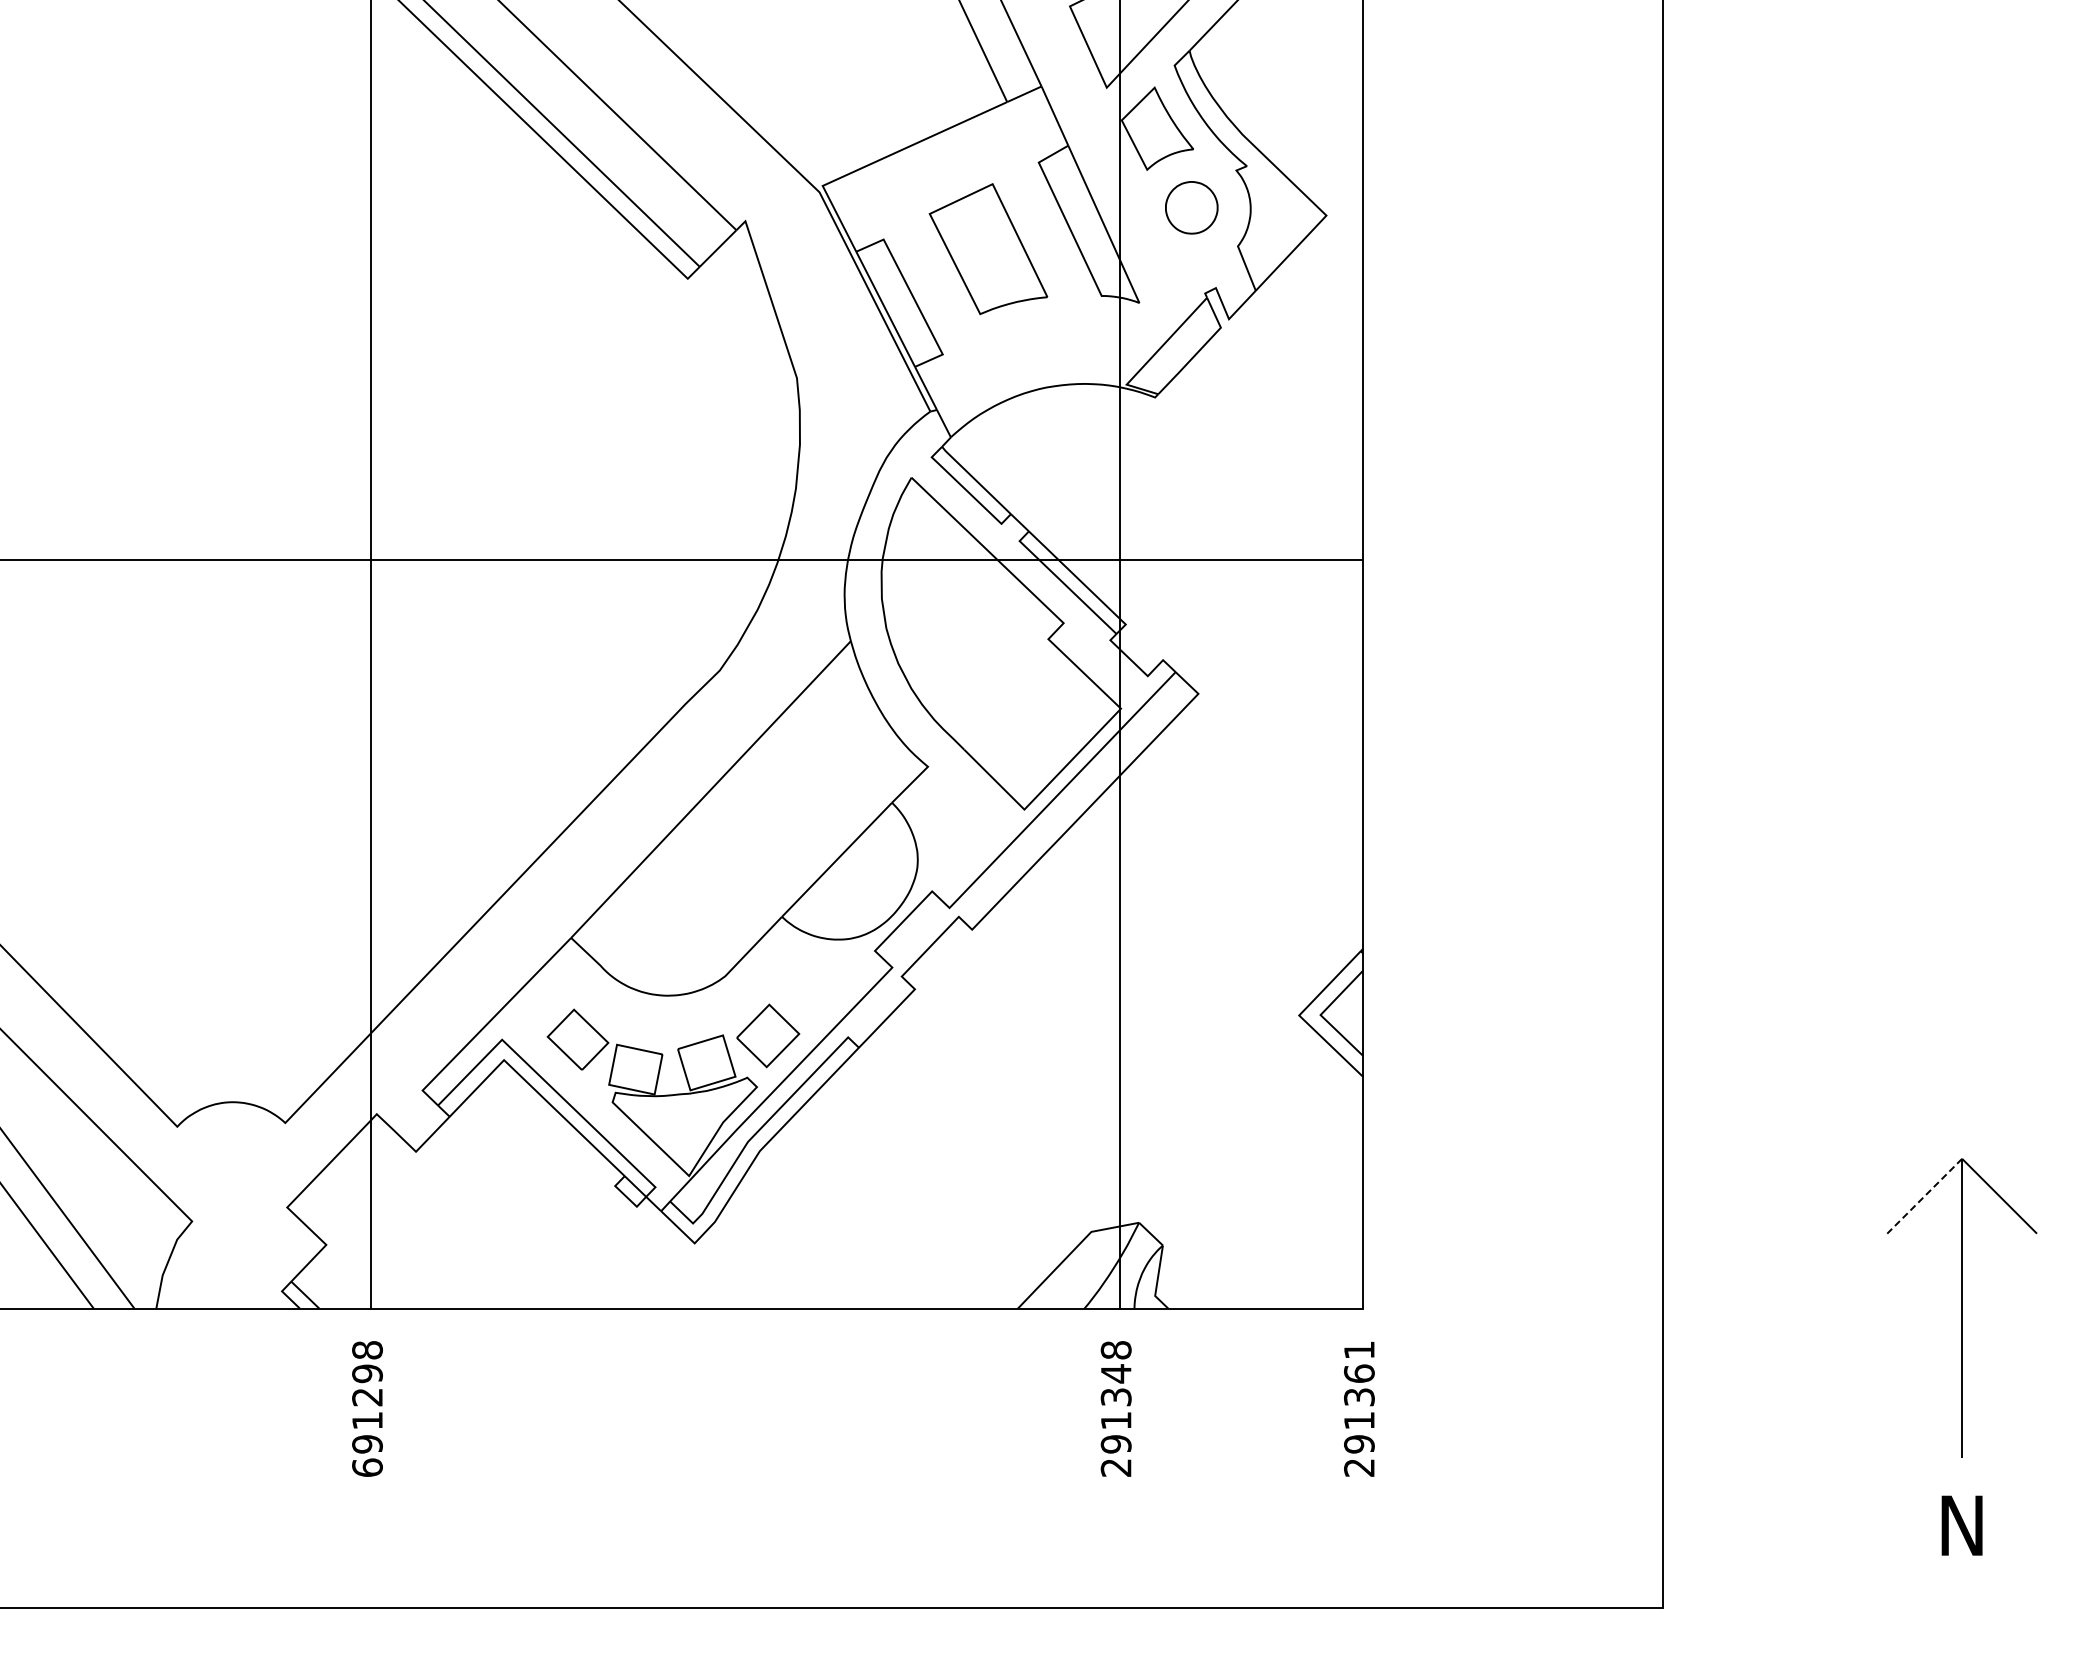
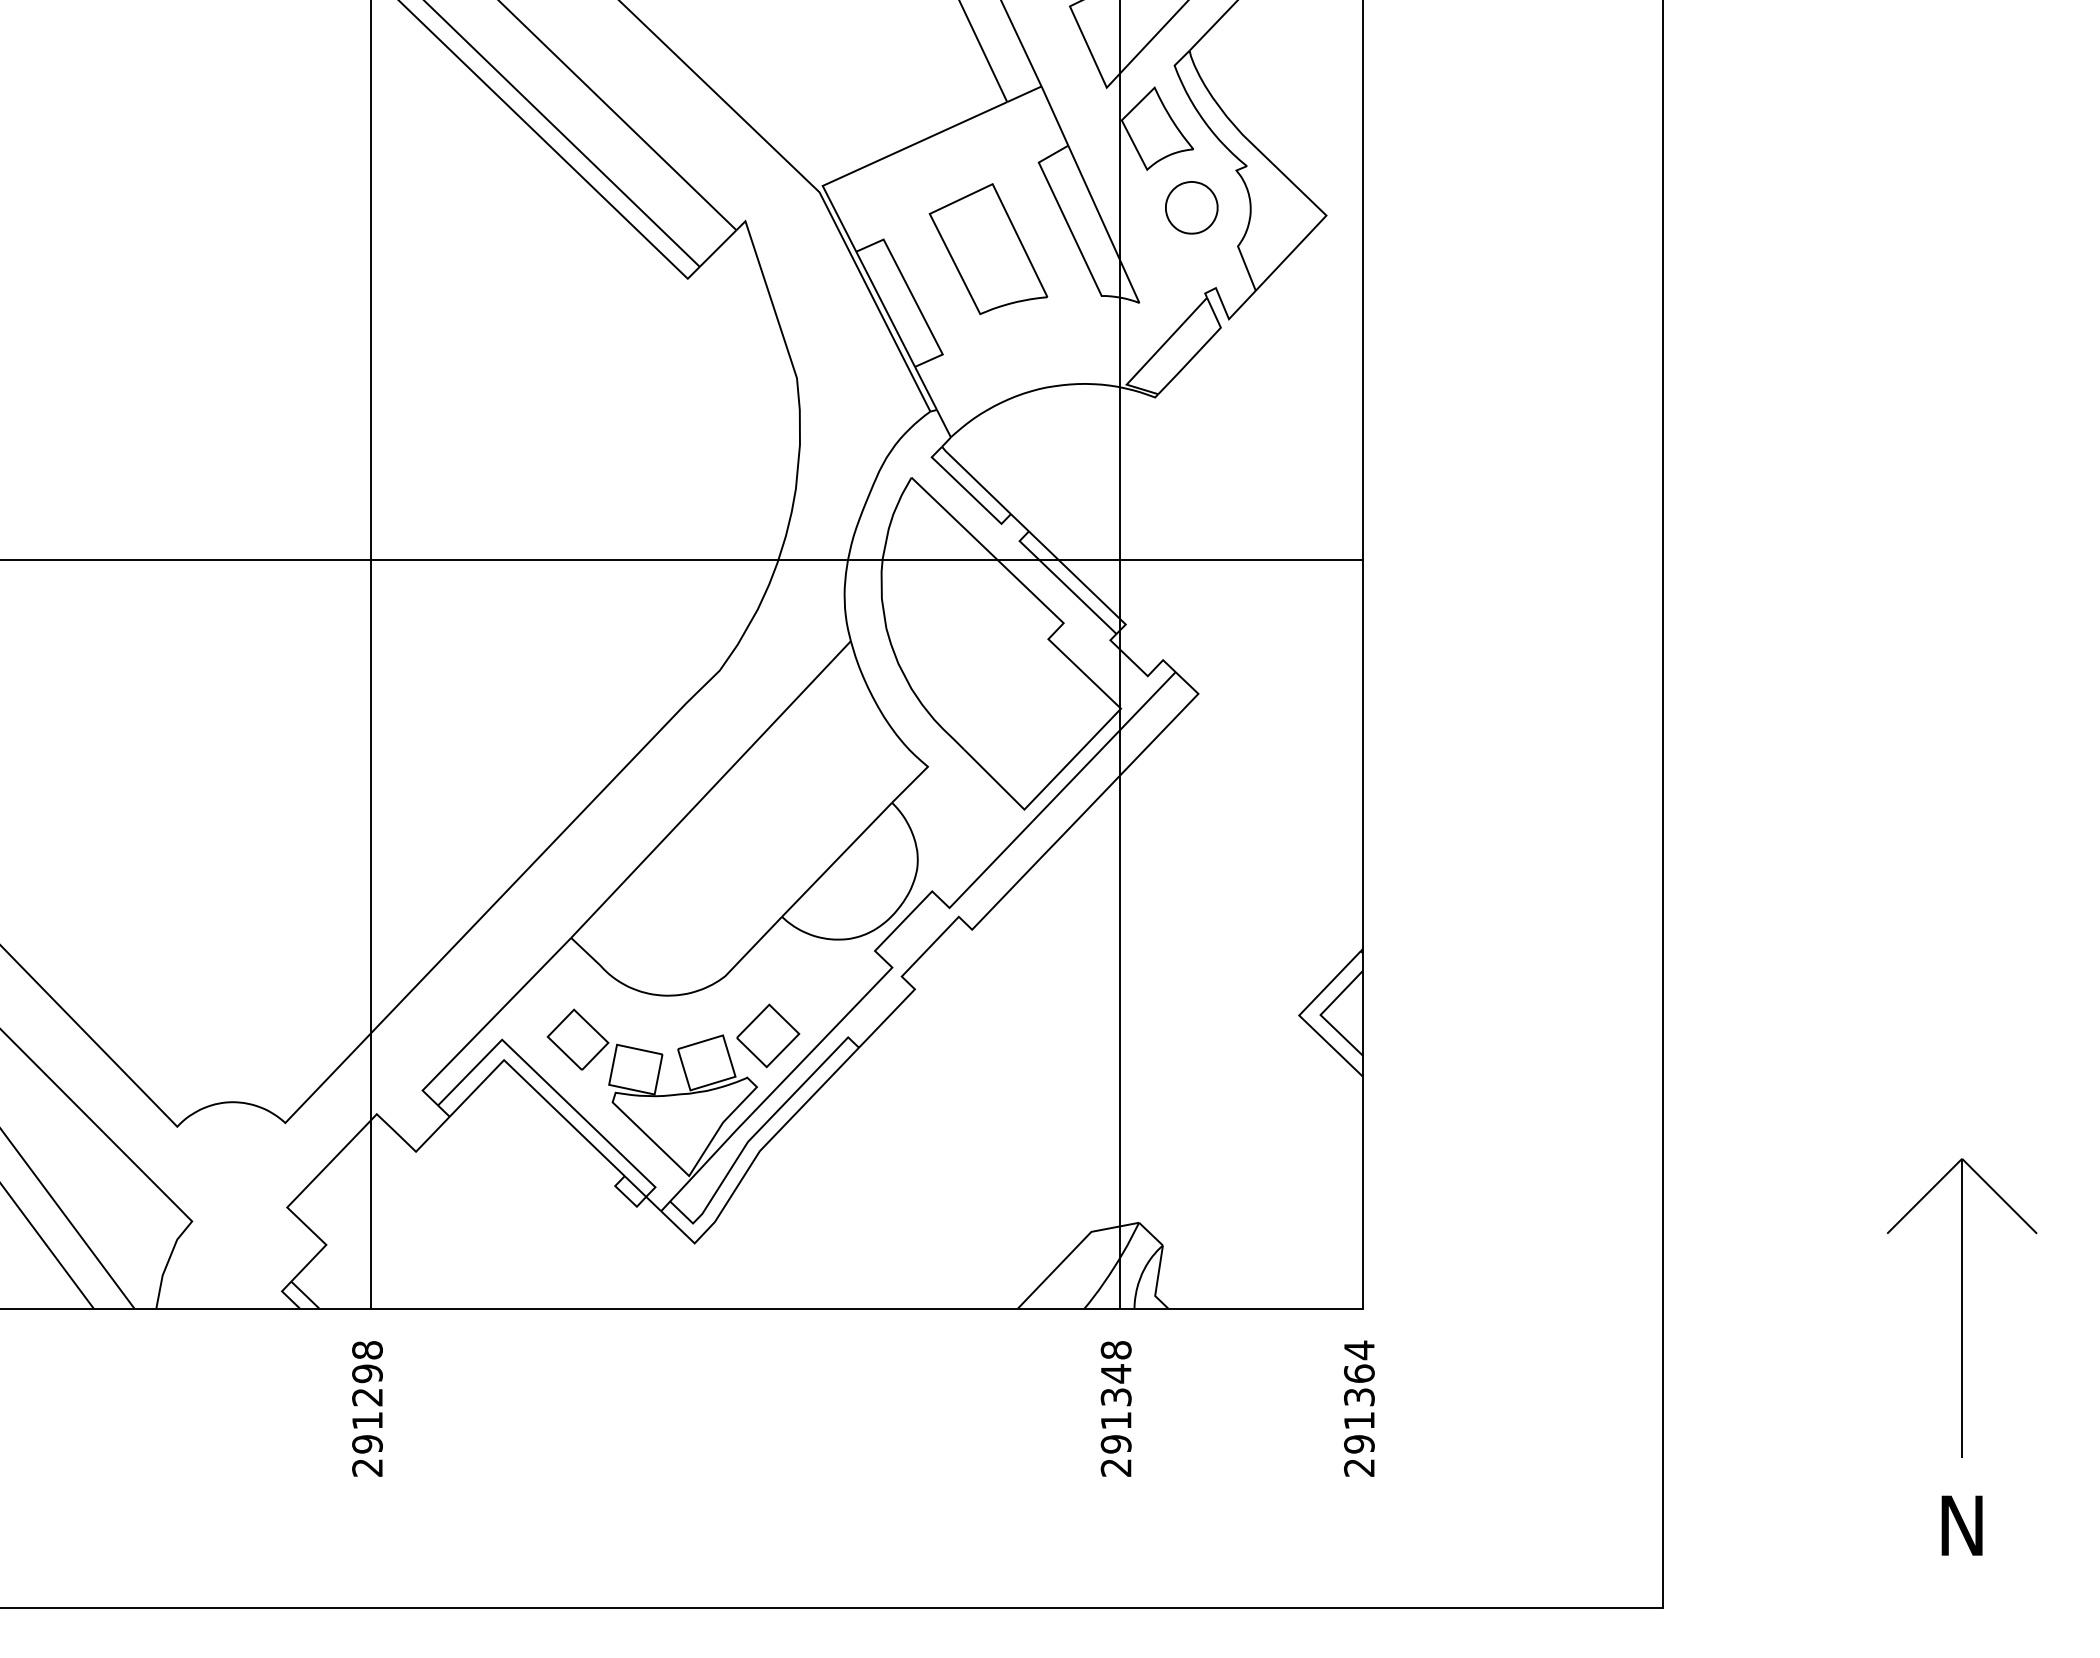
line: dashed -> solid (1924, 1196)
text: 291361 -> 291364 (1359, 1350)
text: 691298 -> 291298 (367, 1467)
